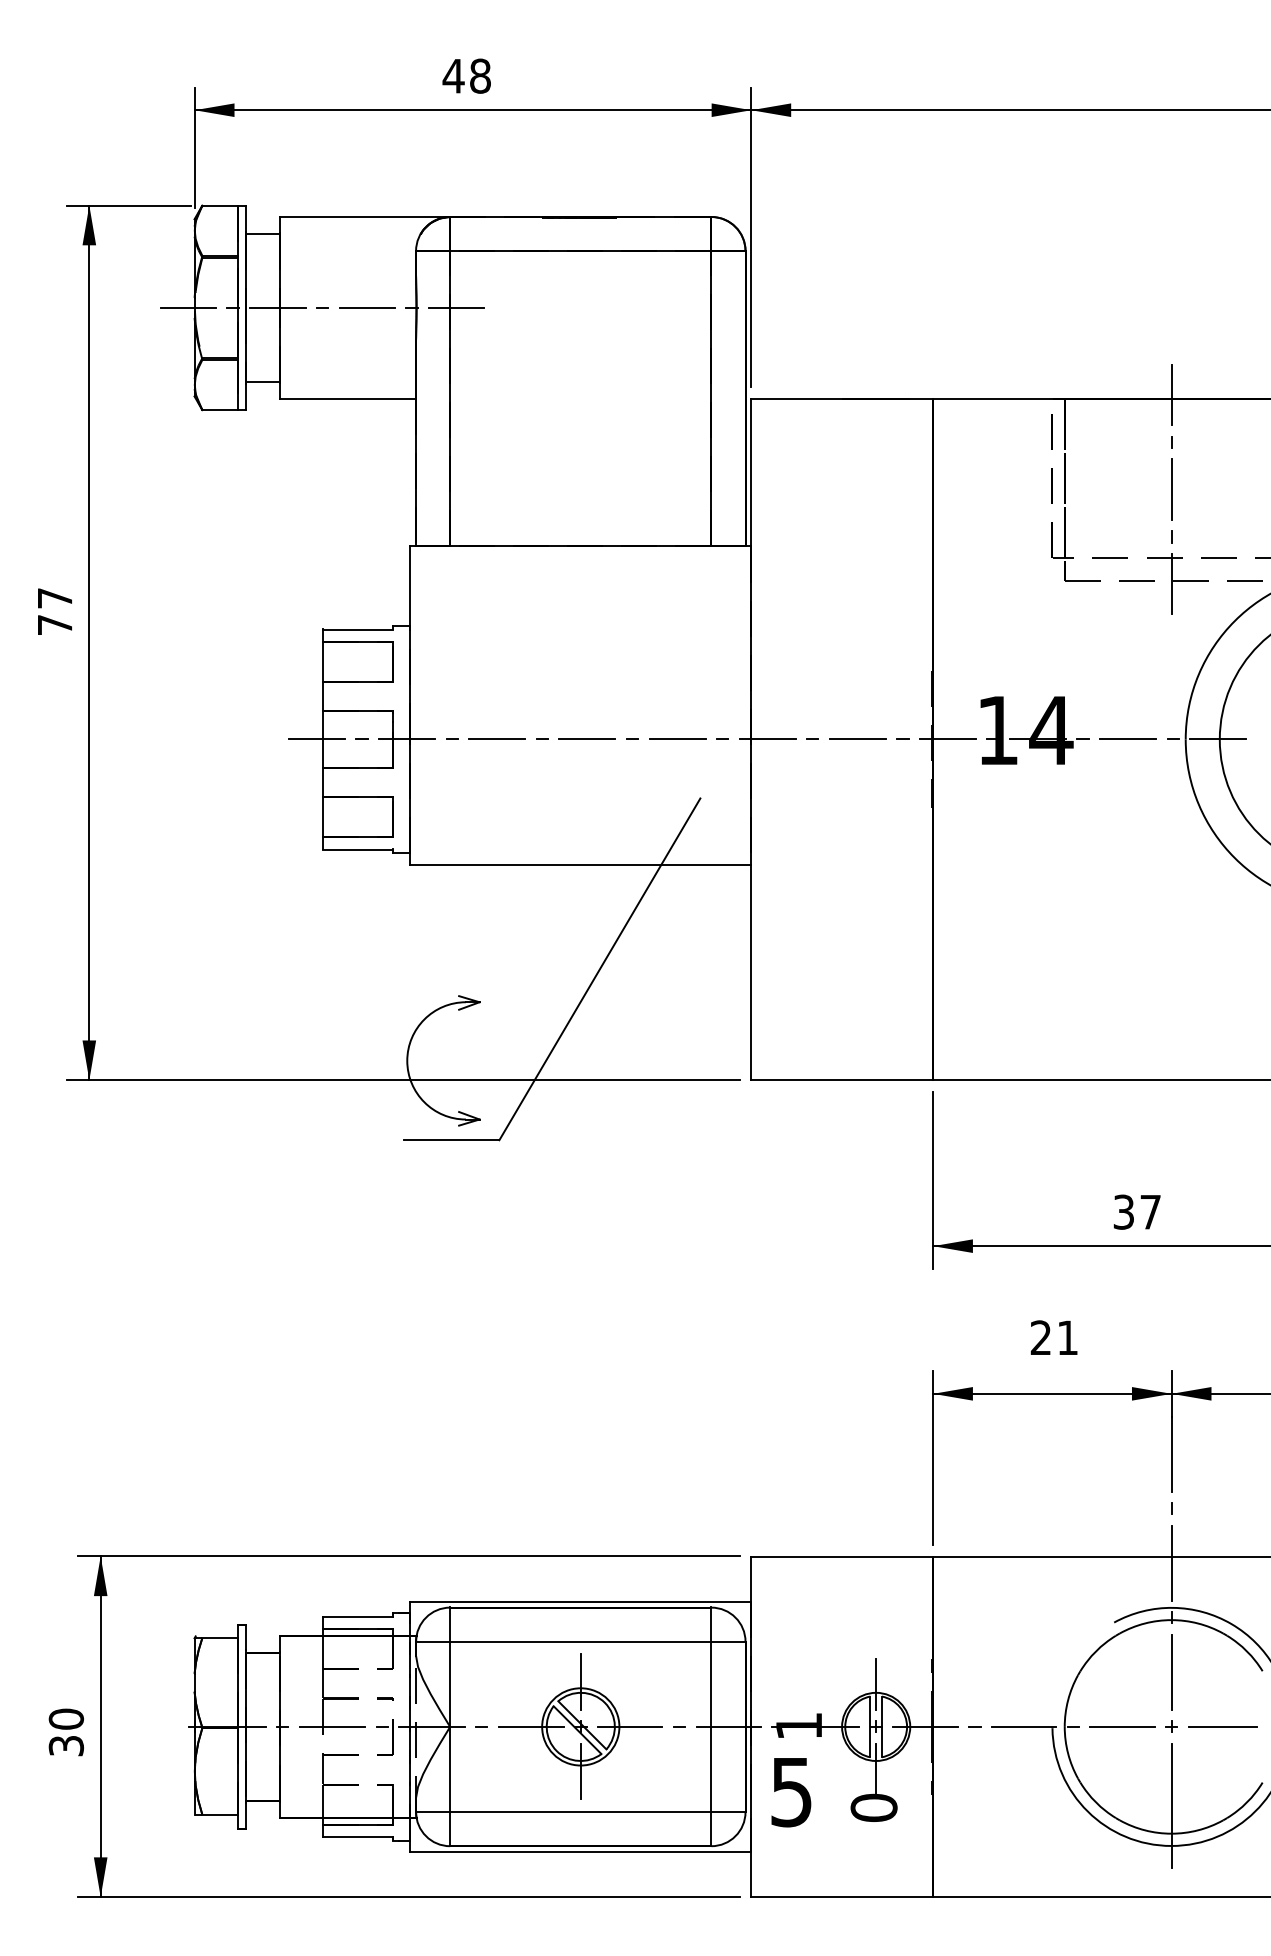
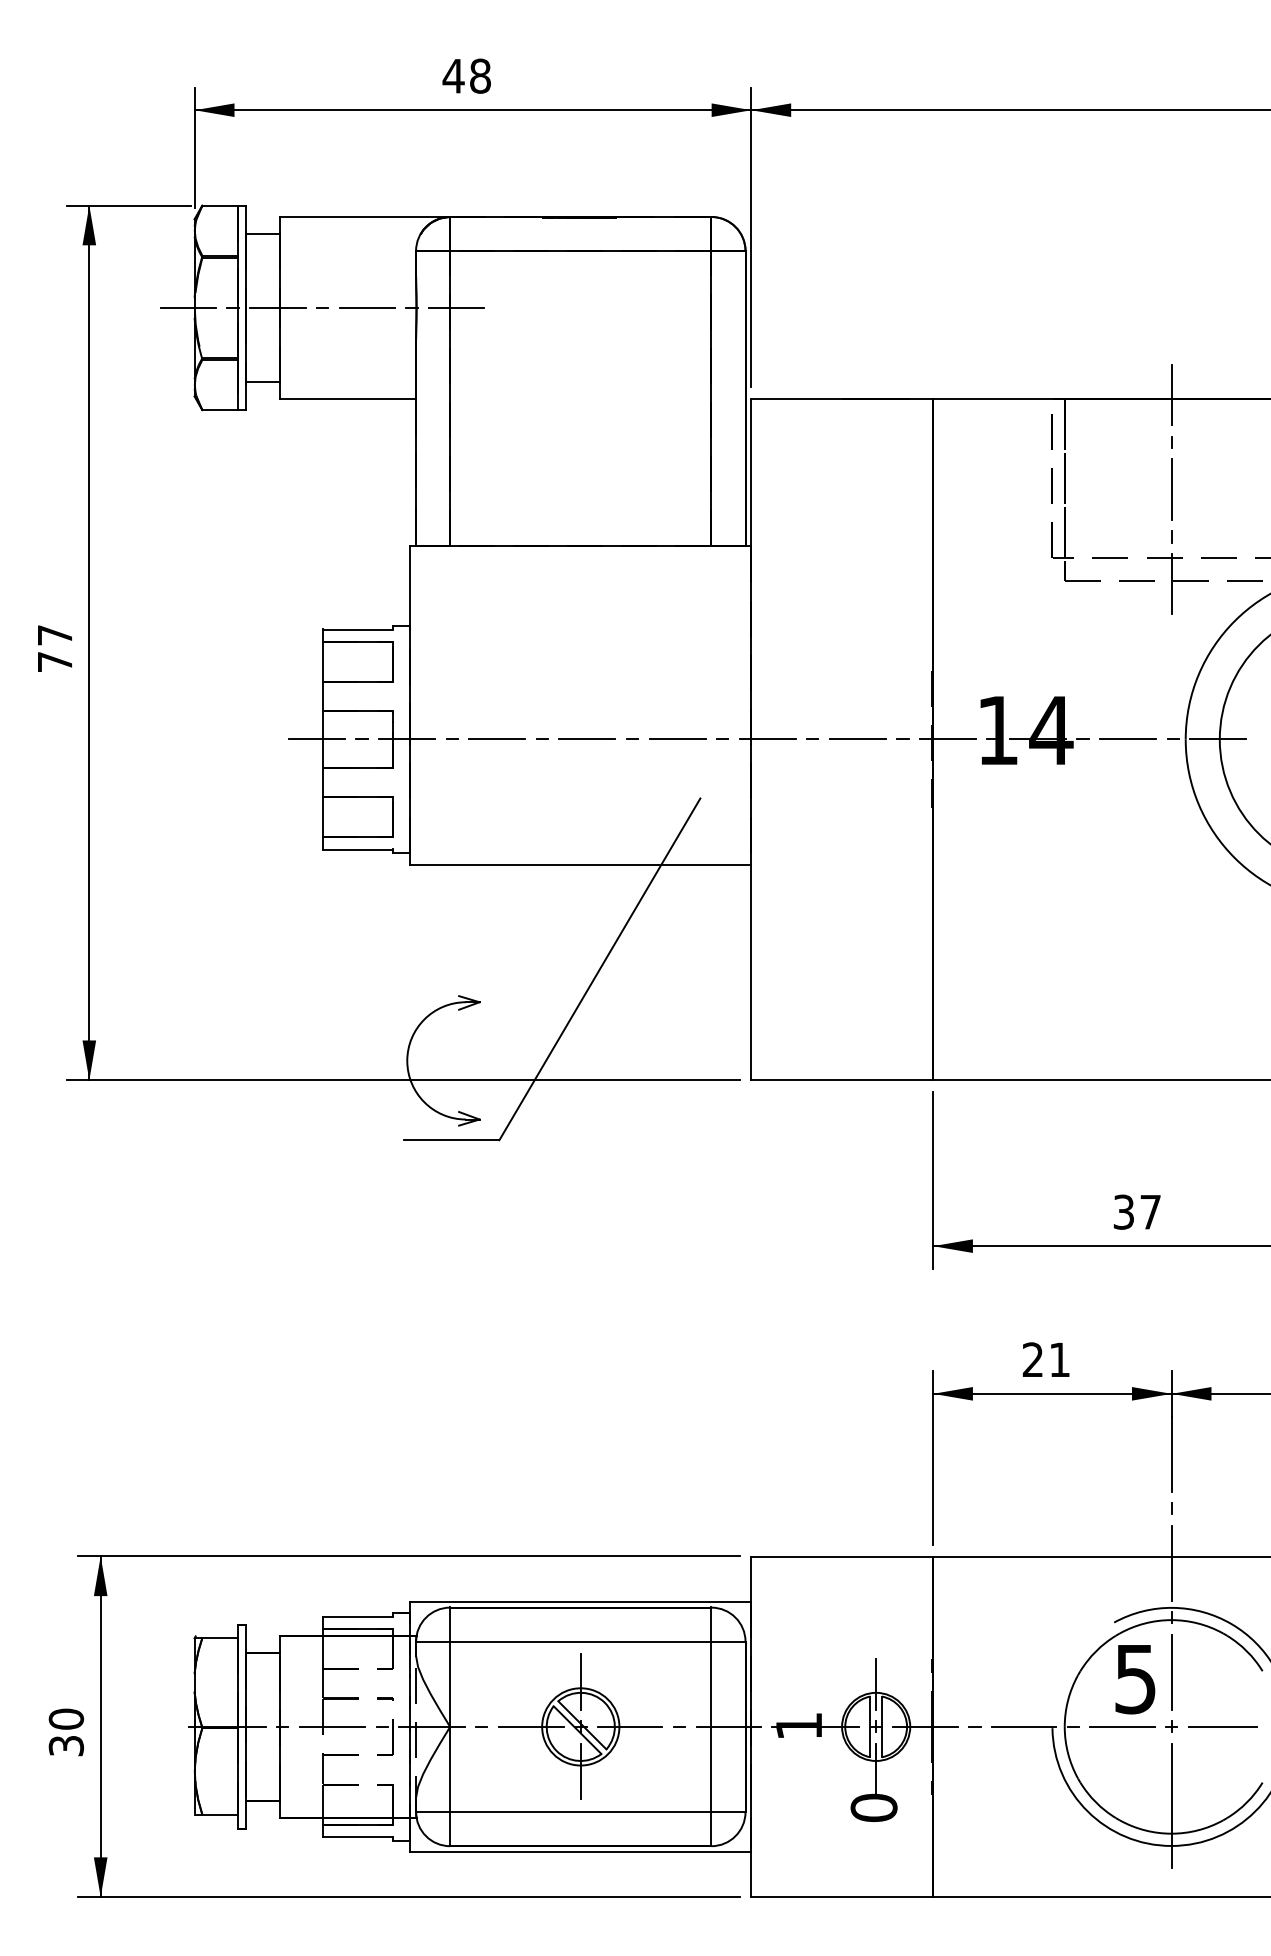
text position: (54, 611) -> (54, 648) (54, 648)
text position: (1053, 1337) -> (1045, 1359) (1045, 1359)
text position: (791, 1792) -> (1135, 1679) (1135, 1679)
